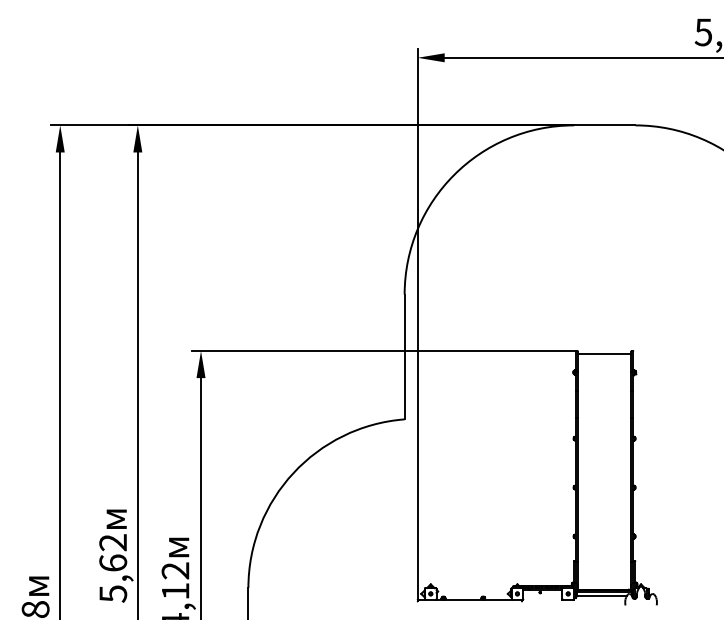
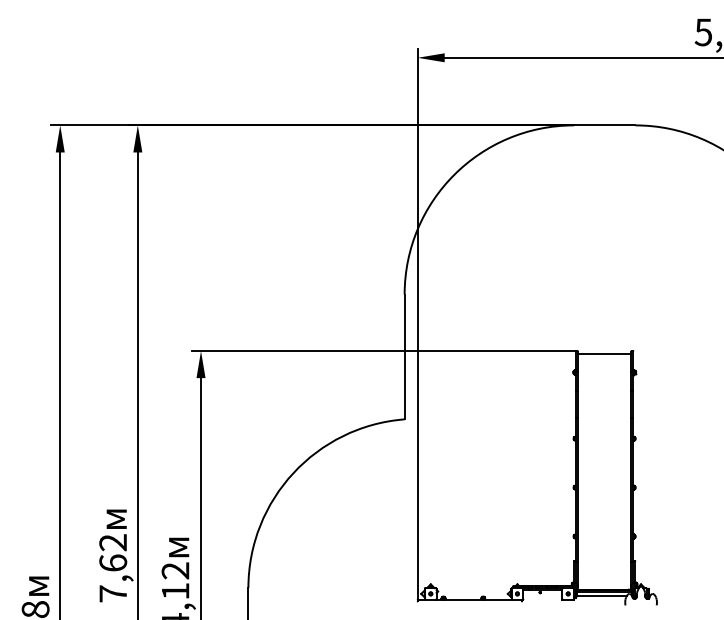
text: 5,62 -> 7,62 (113, 593)
